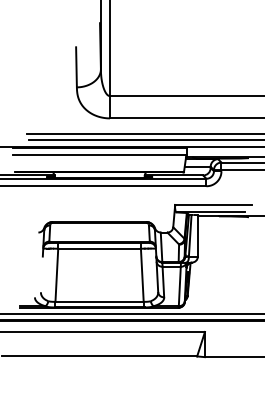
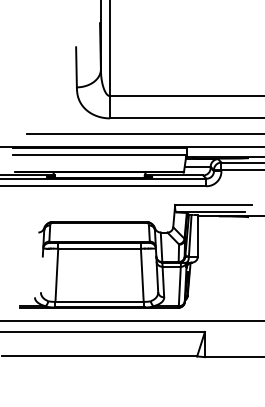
line: present -> none (144, 140)
line: present -> none (131, 313)
line: present -> none (131, 319)
